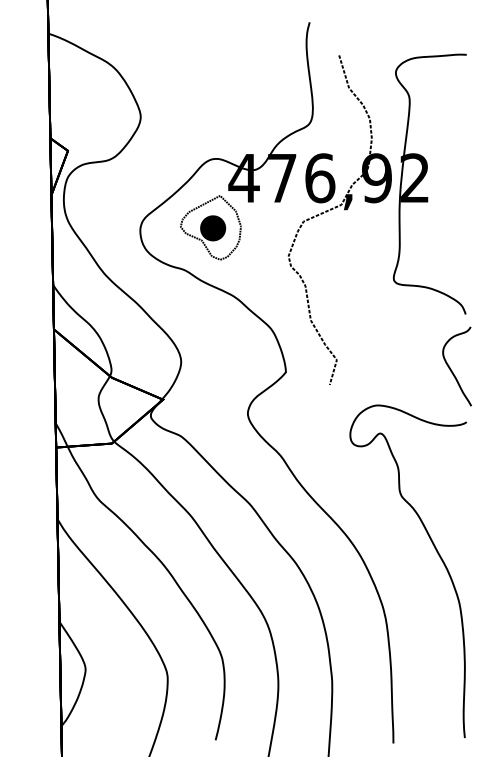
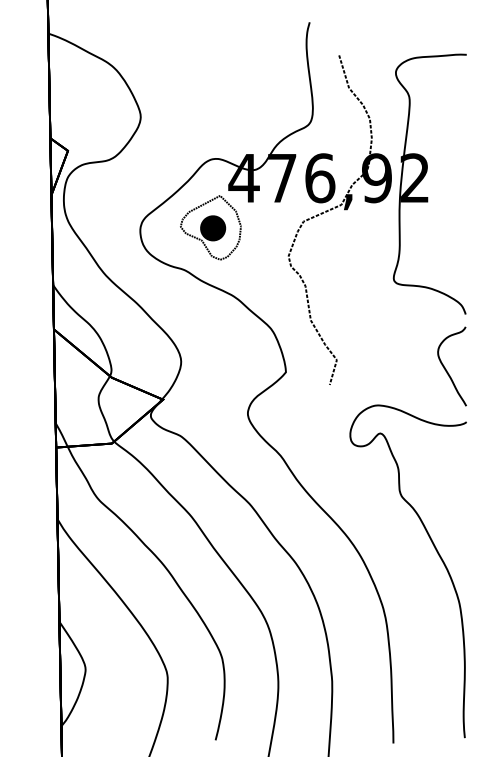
curve position: (452, 370) -> (447, 370) (447, 370)
